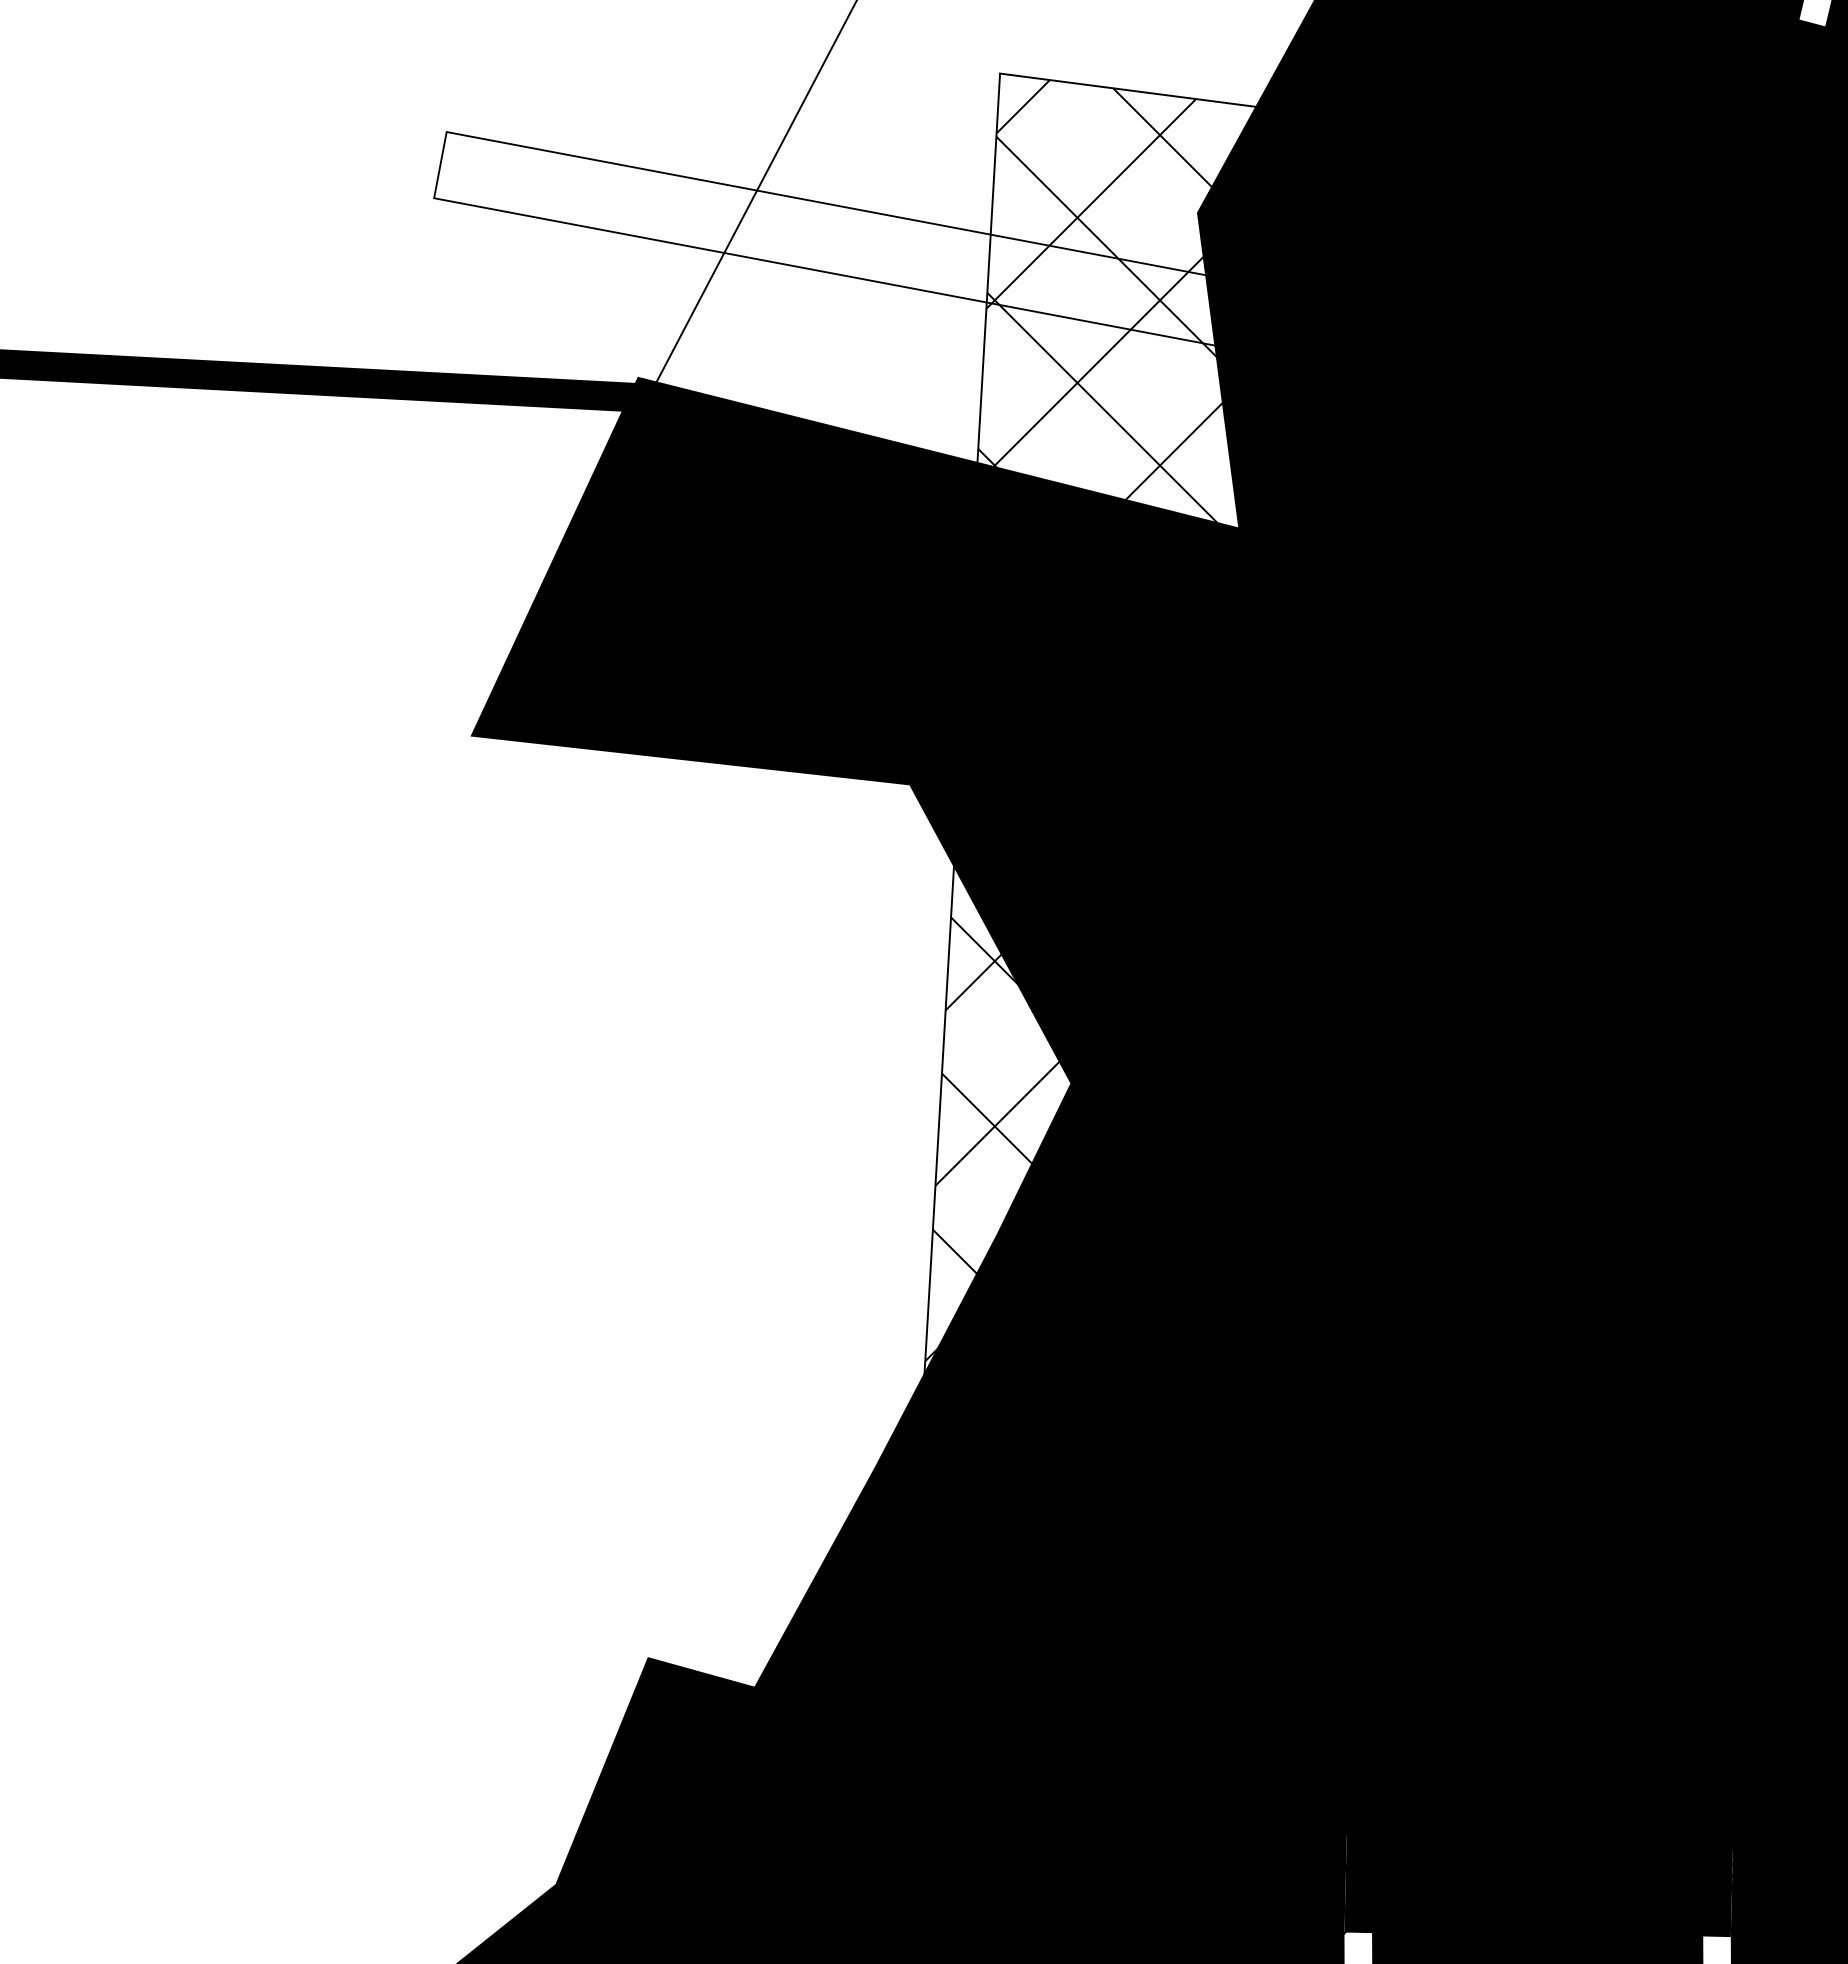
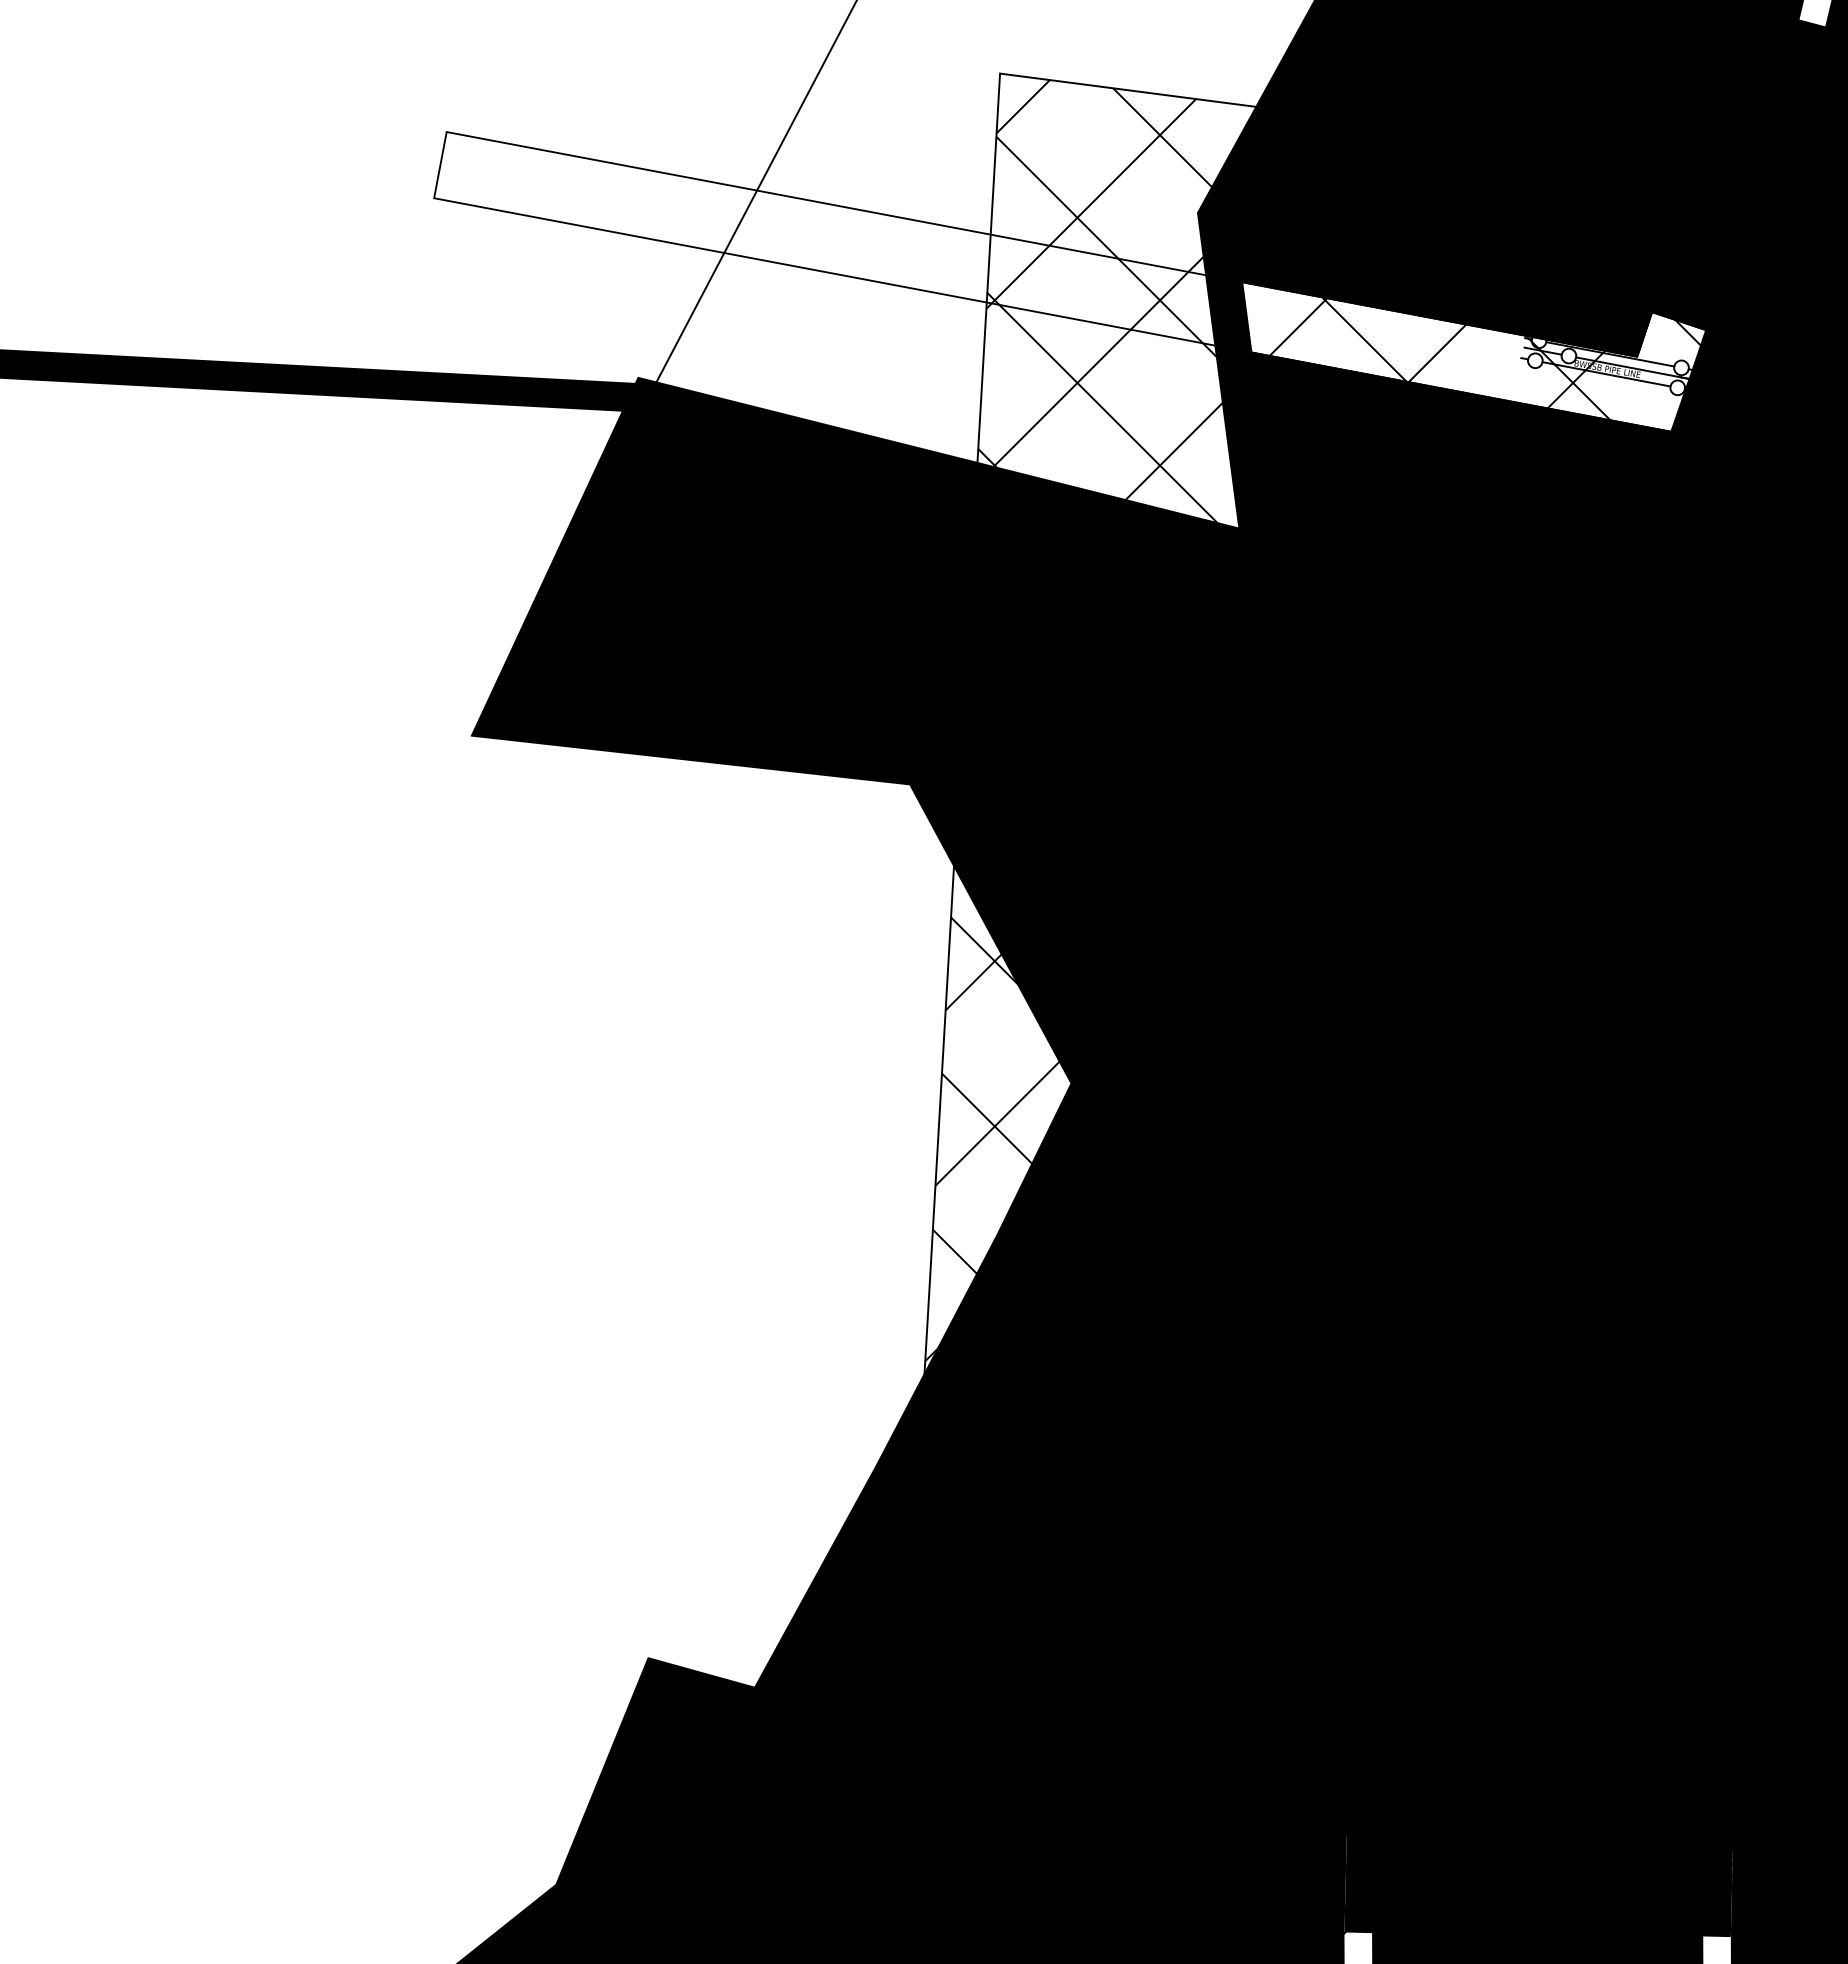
fill: present -> none (1477, 357)
